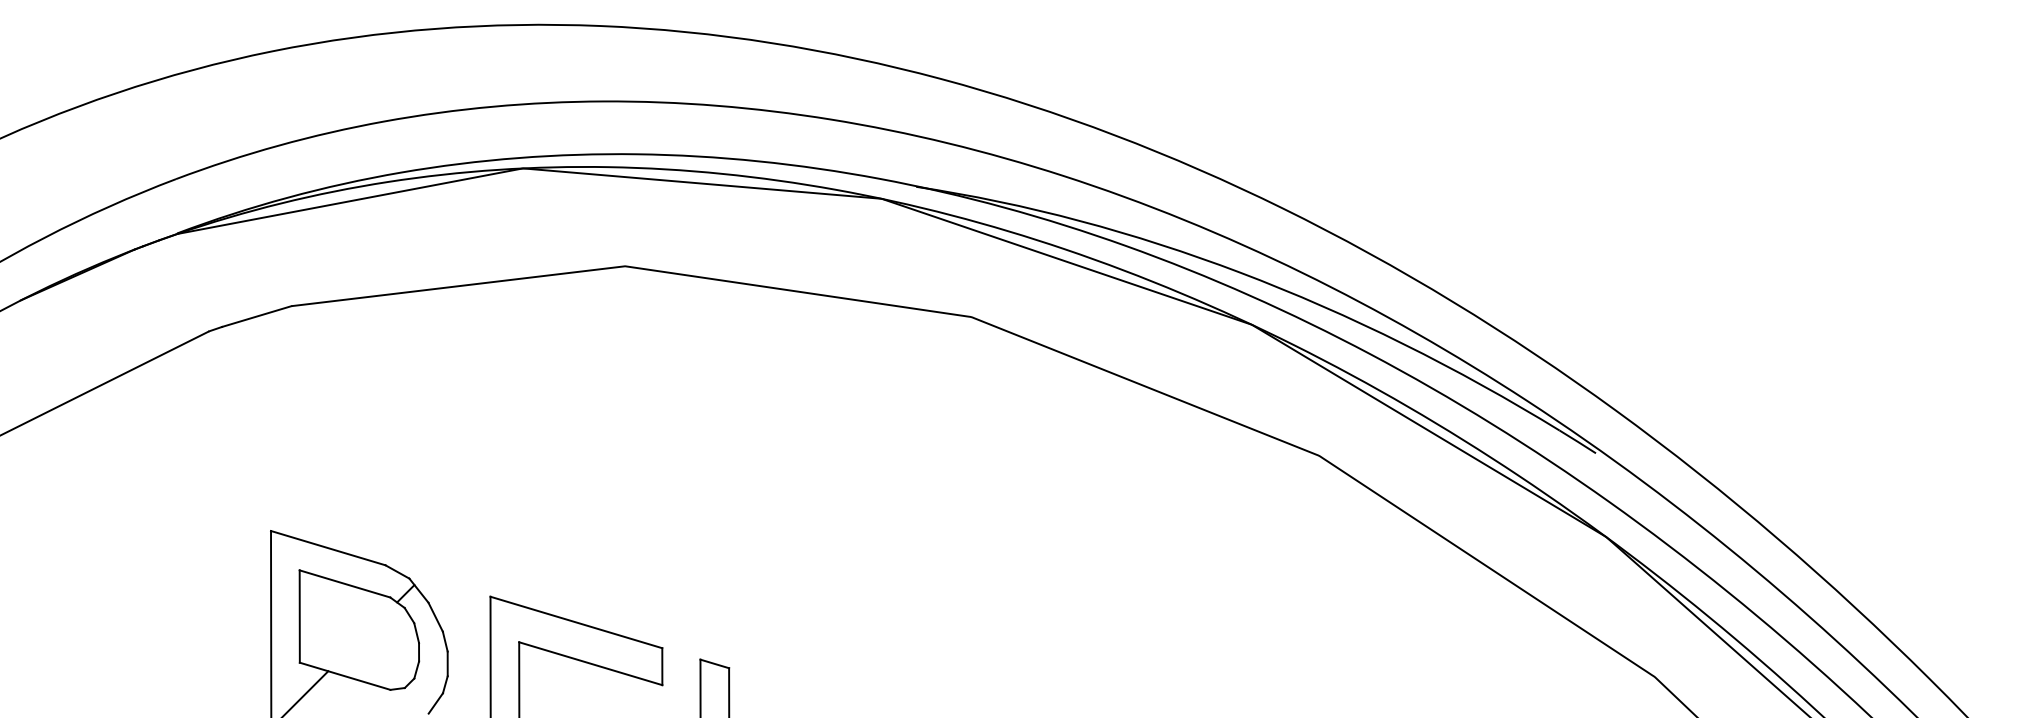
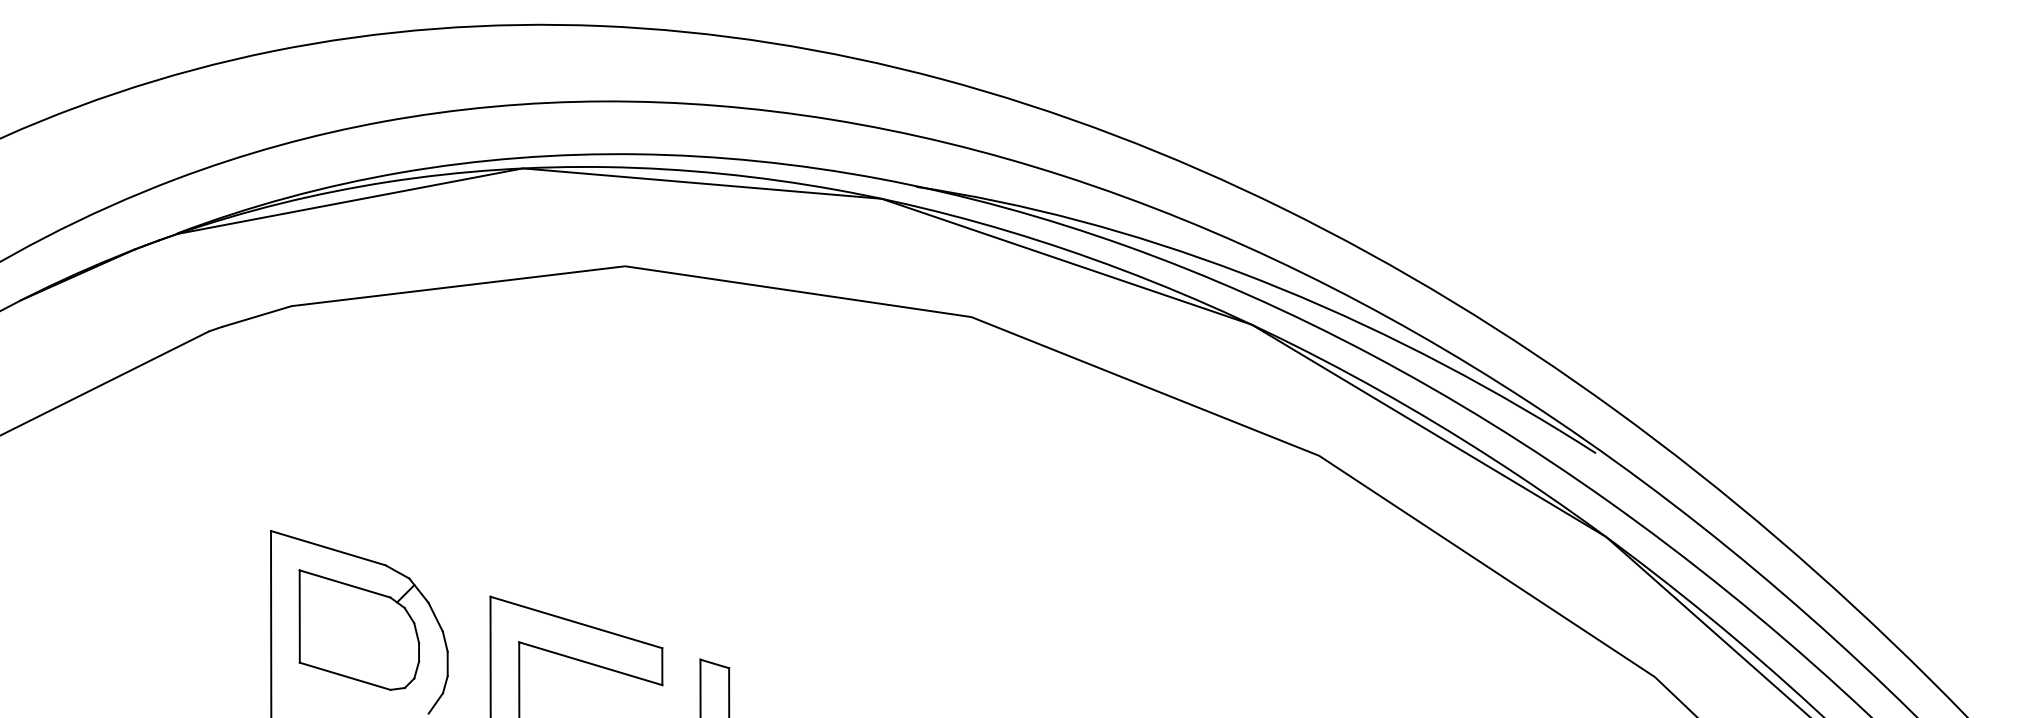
line: present -> none (306, 692)
